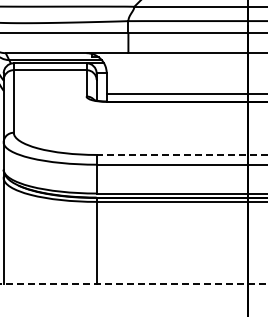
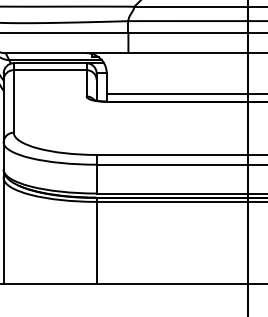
line: dashed -> solid (181, 154)
line: dashed -> solid (133, 283)
